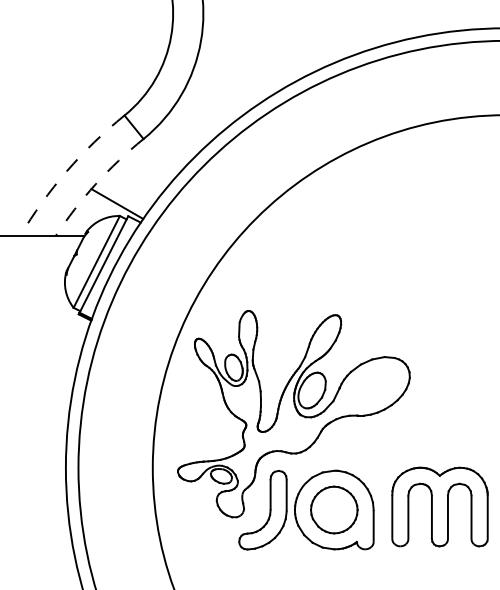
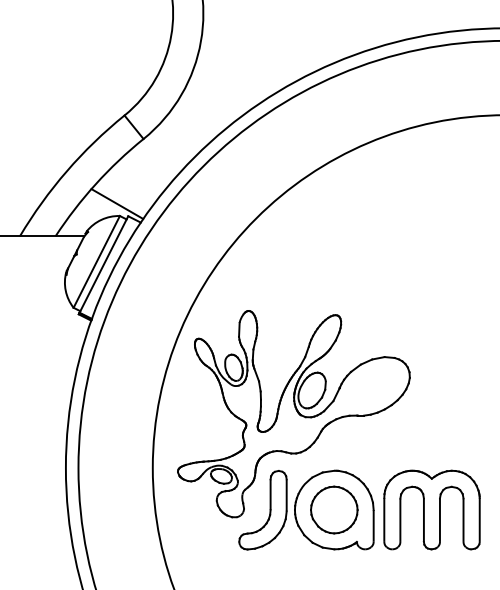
arc: dashed -> solid (66, 171)
arc: dashed -> solid (95, 184)
part position: (439, 506) -> (431, 509) (431, 509)
